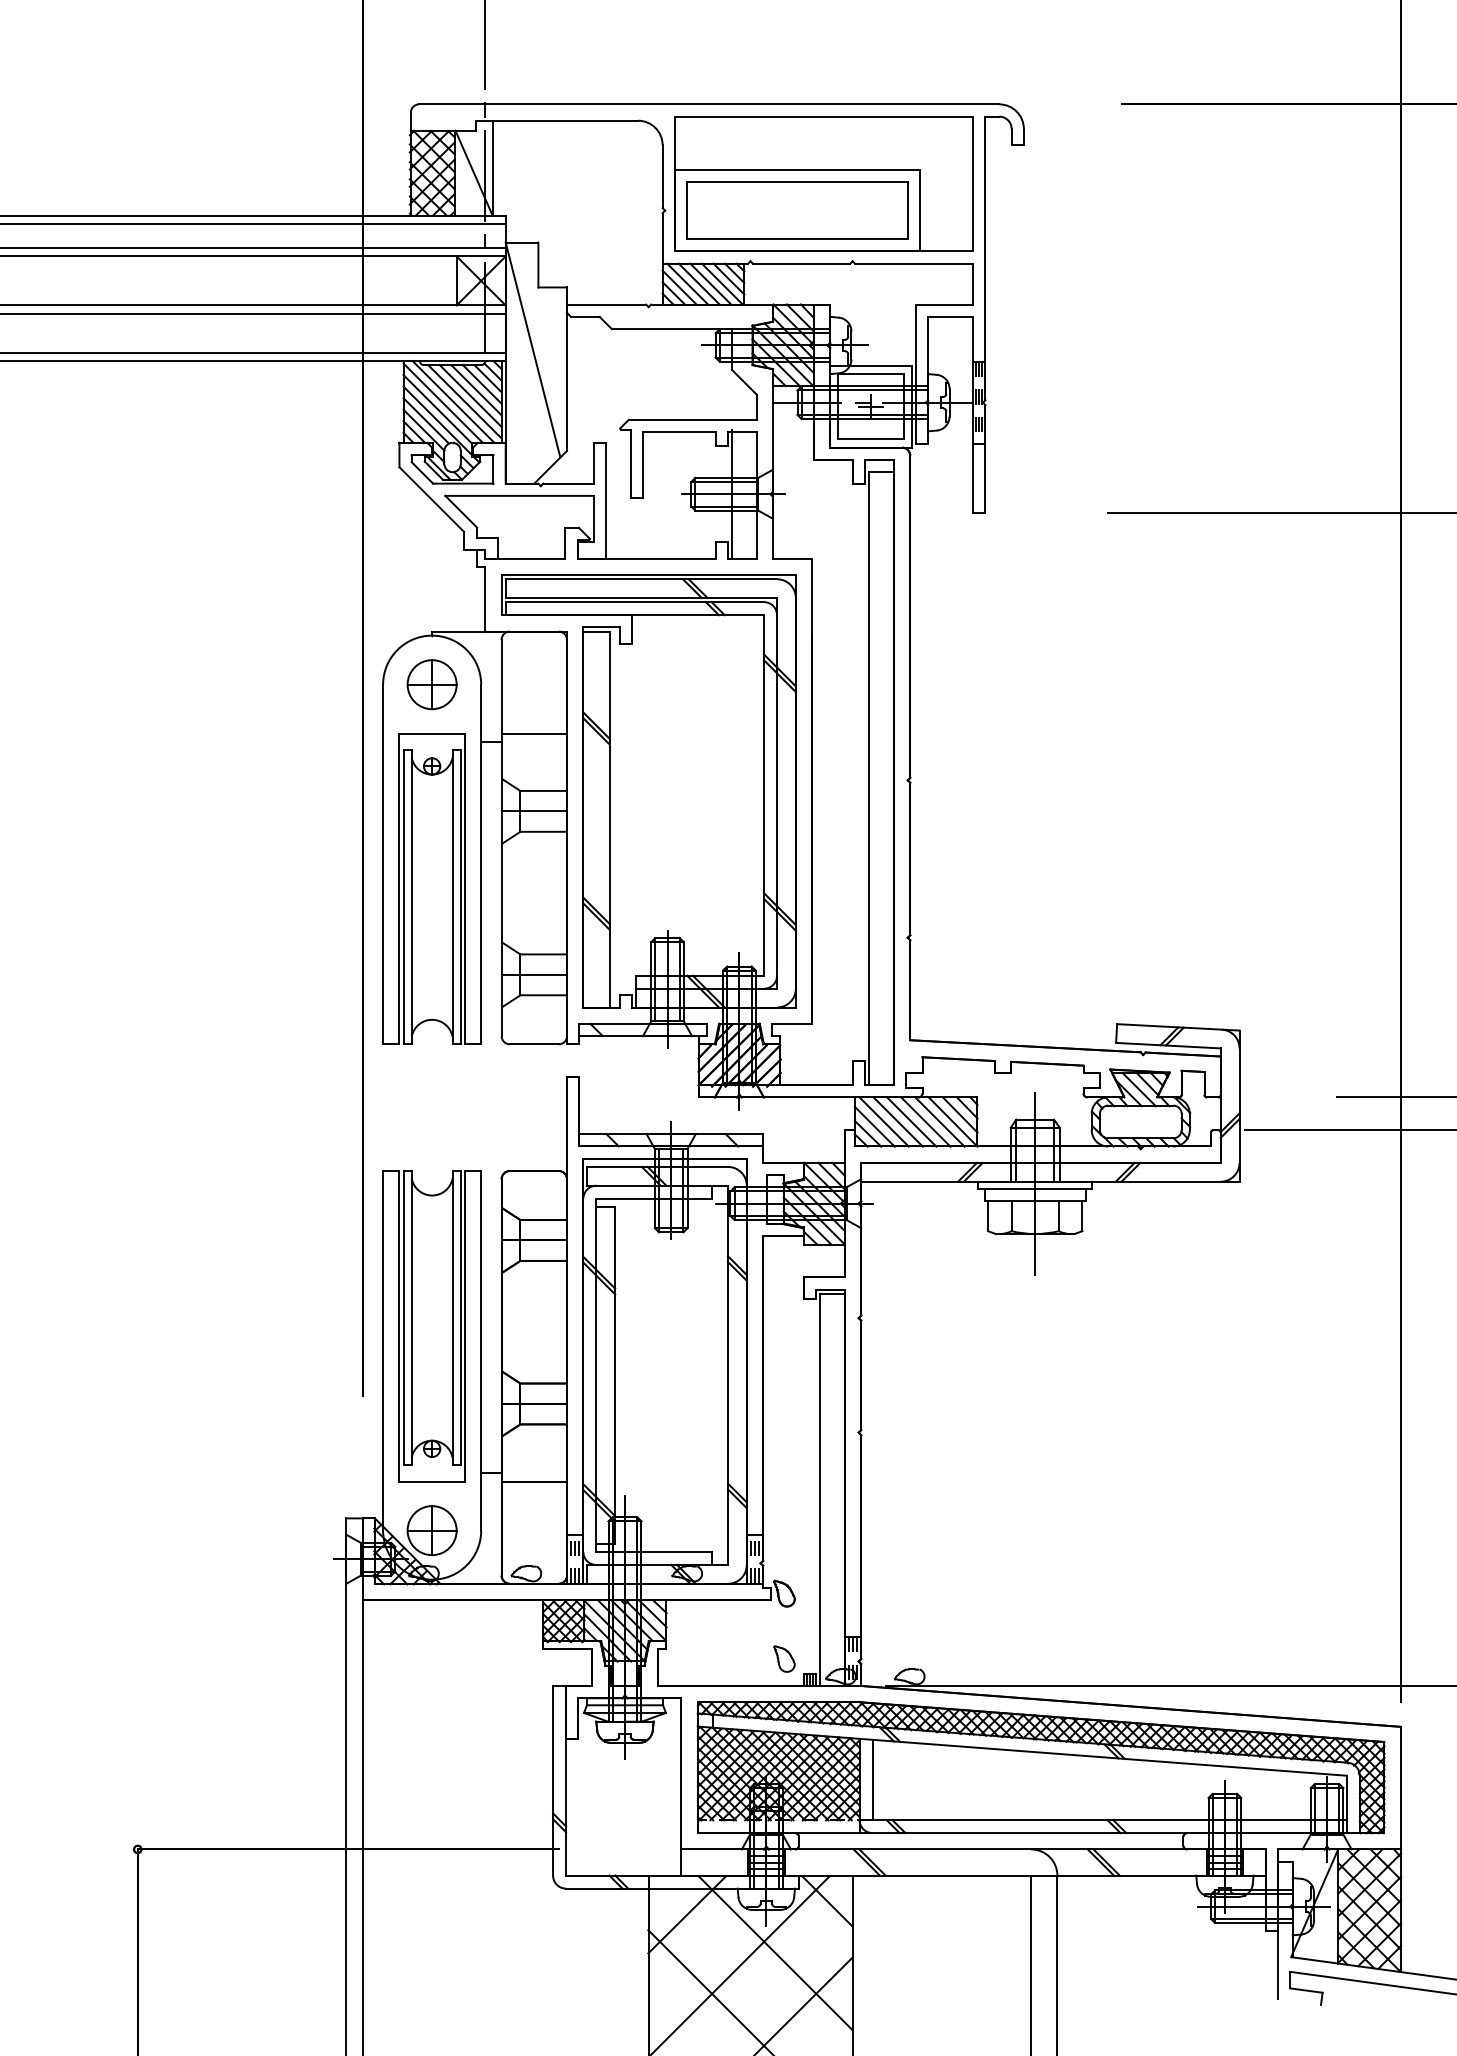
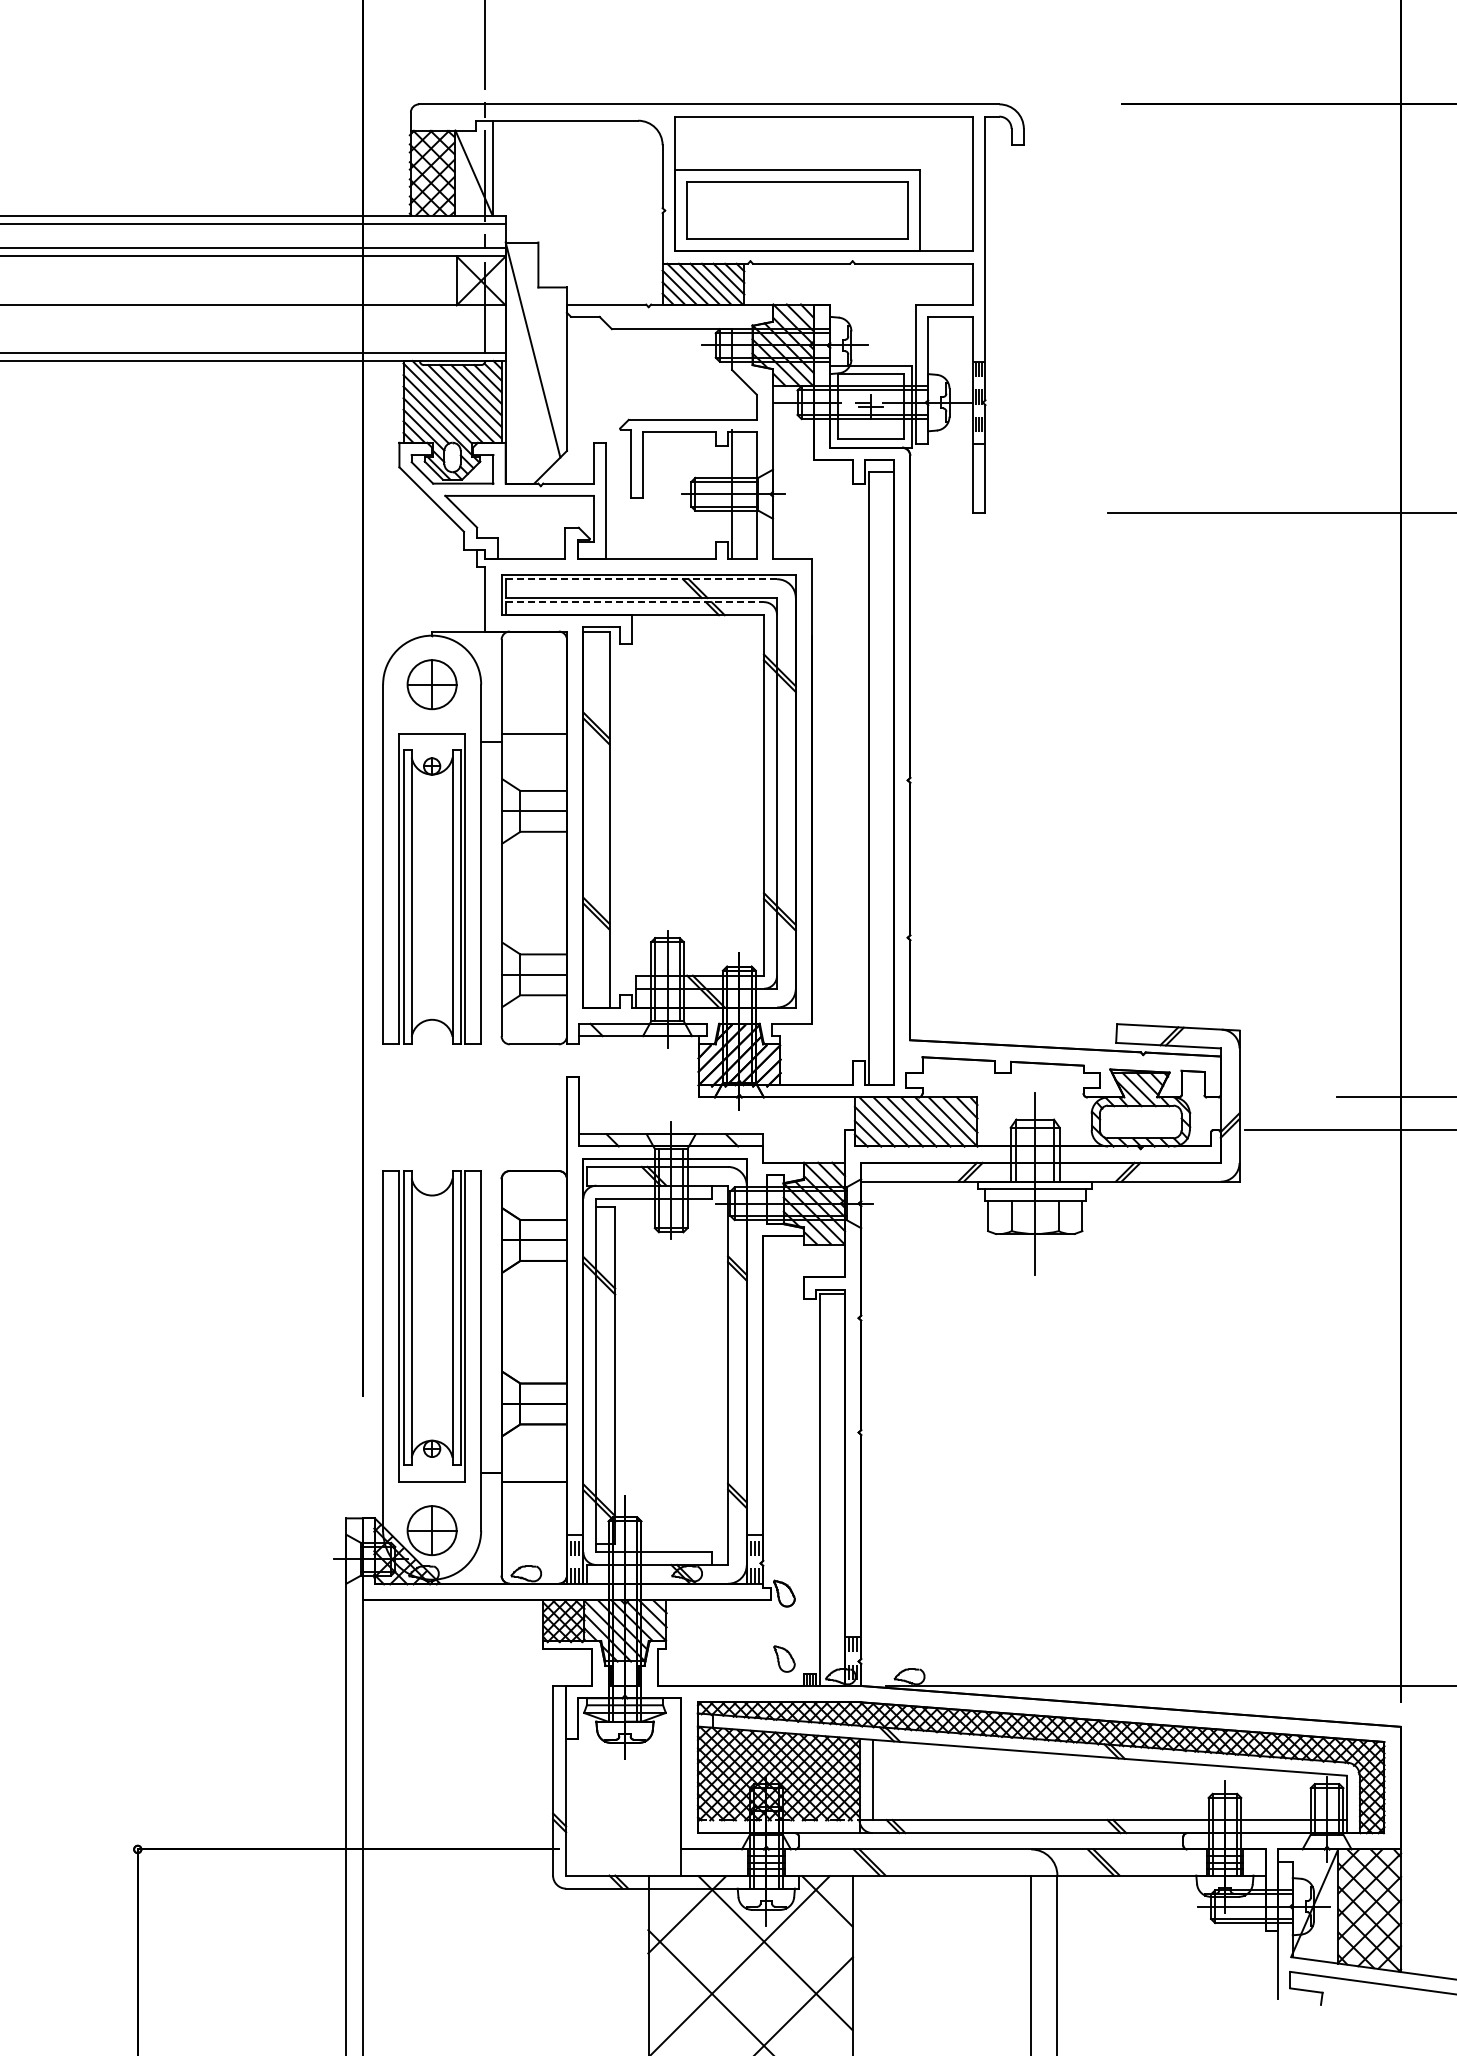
line: present -> none (253, 313)
line: solid -> dashed (641, 579)
line: solid -> dashed (635, 602)
